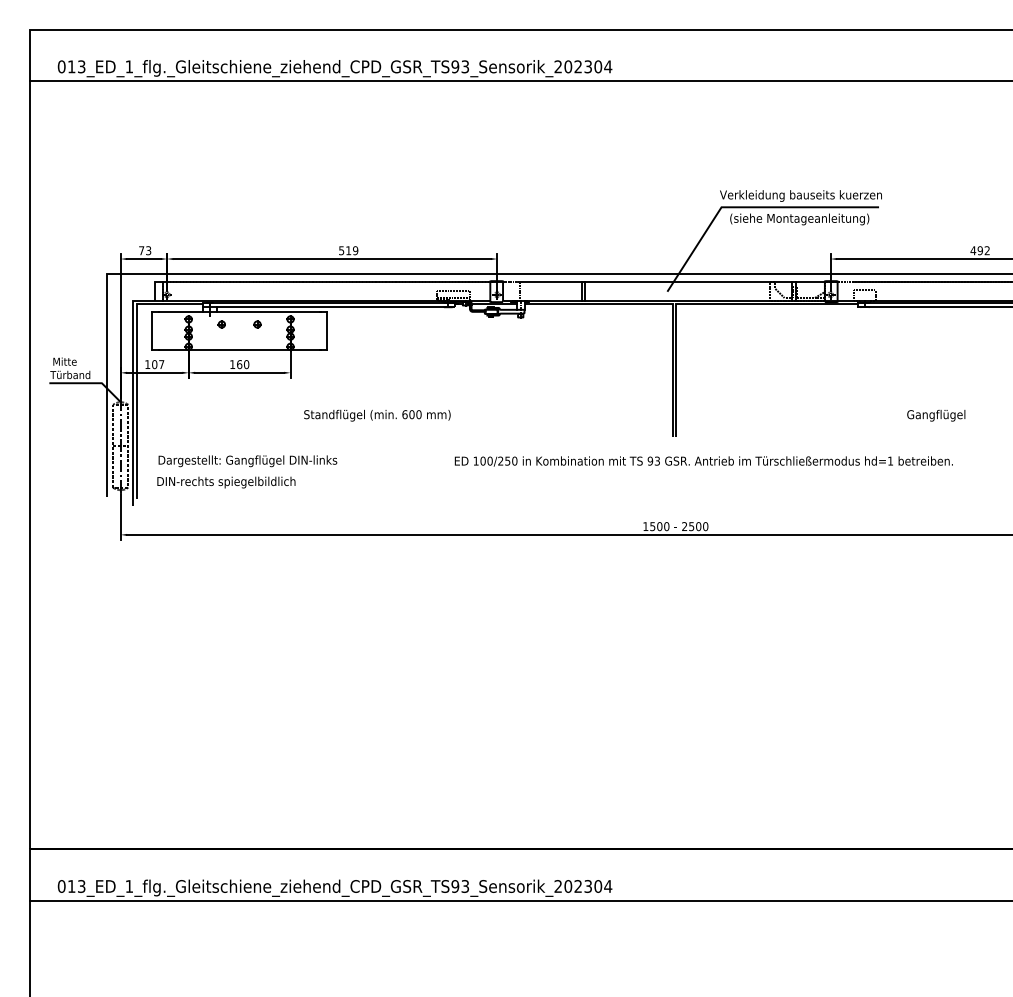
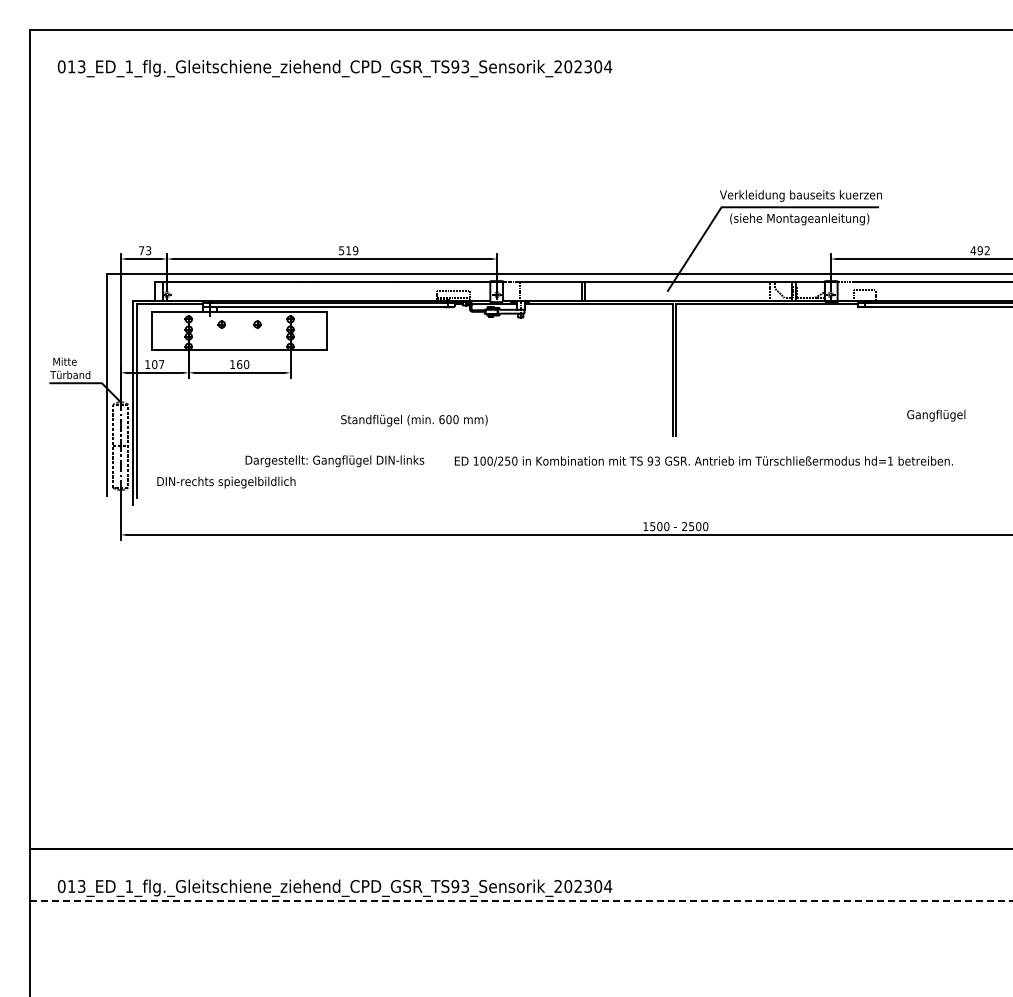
line: present -> none (519, 81)
text position: (377, 415) -> (414, 420) (414, 420)
text position: (247, 461) -> (334, 461) (334, 461)
line: solid -> dashed (521, 900)
